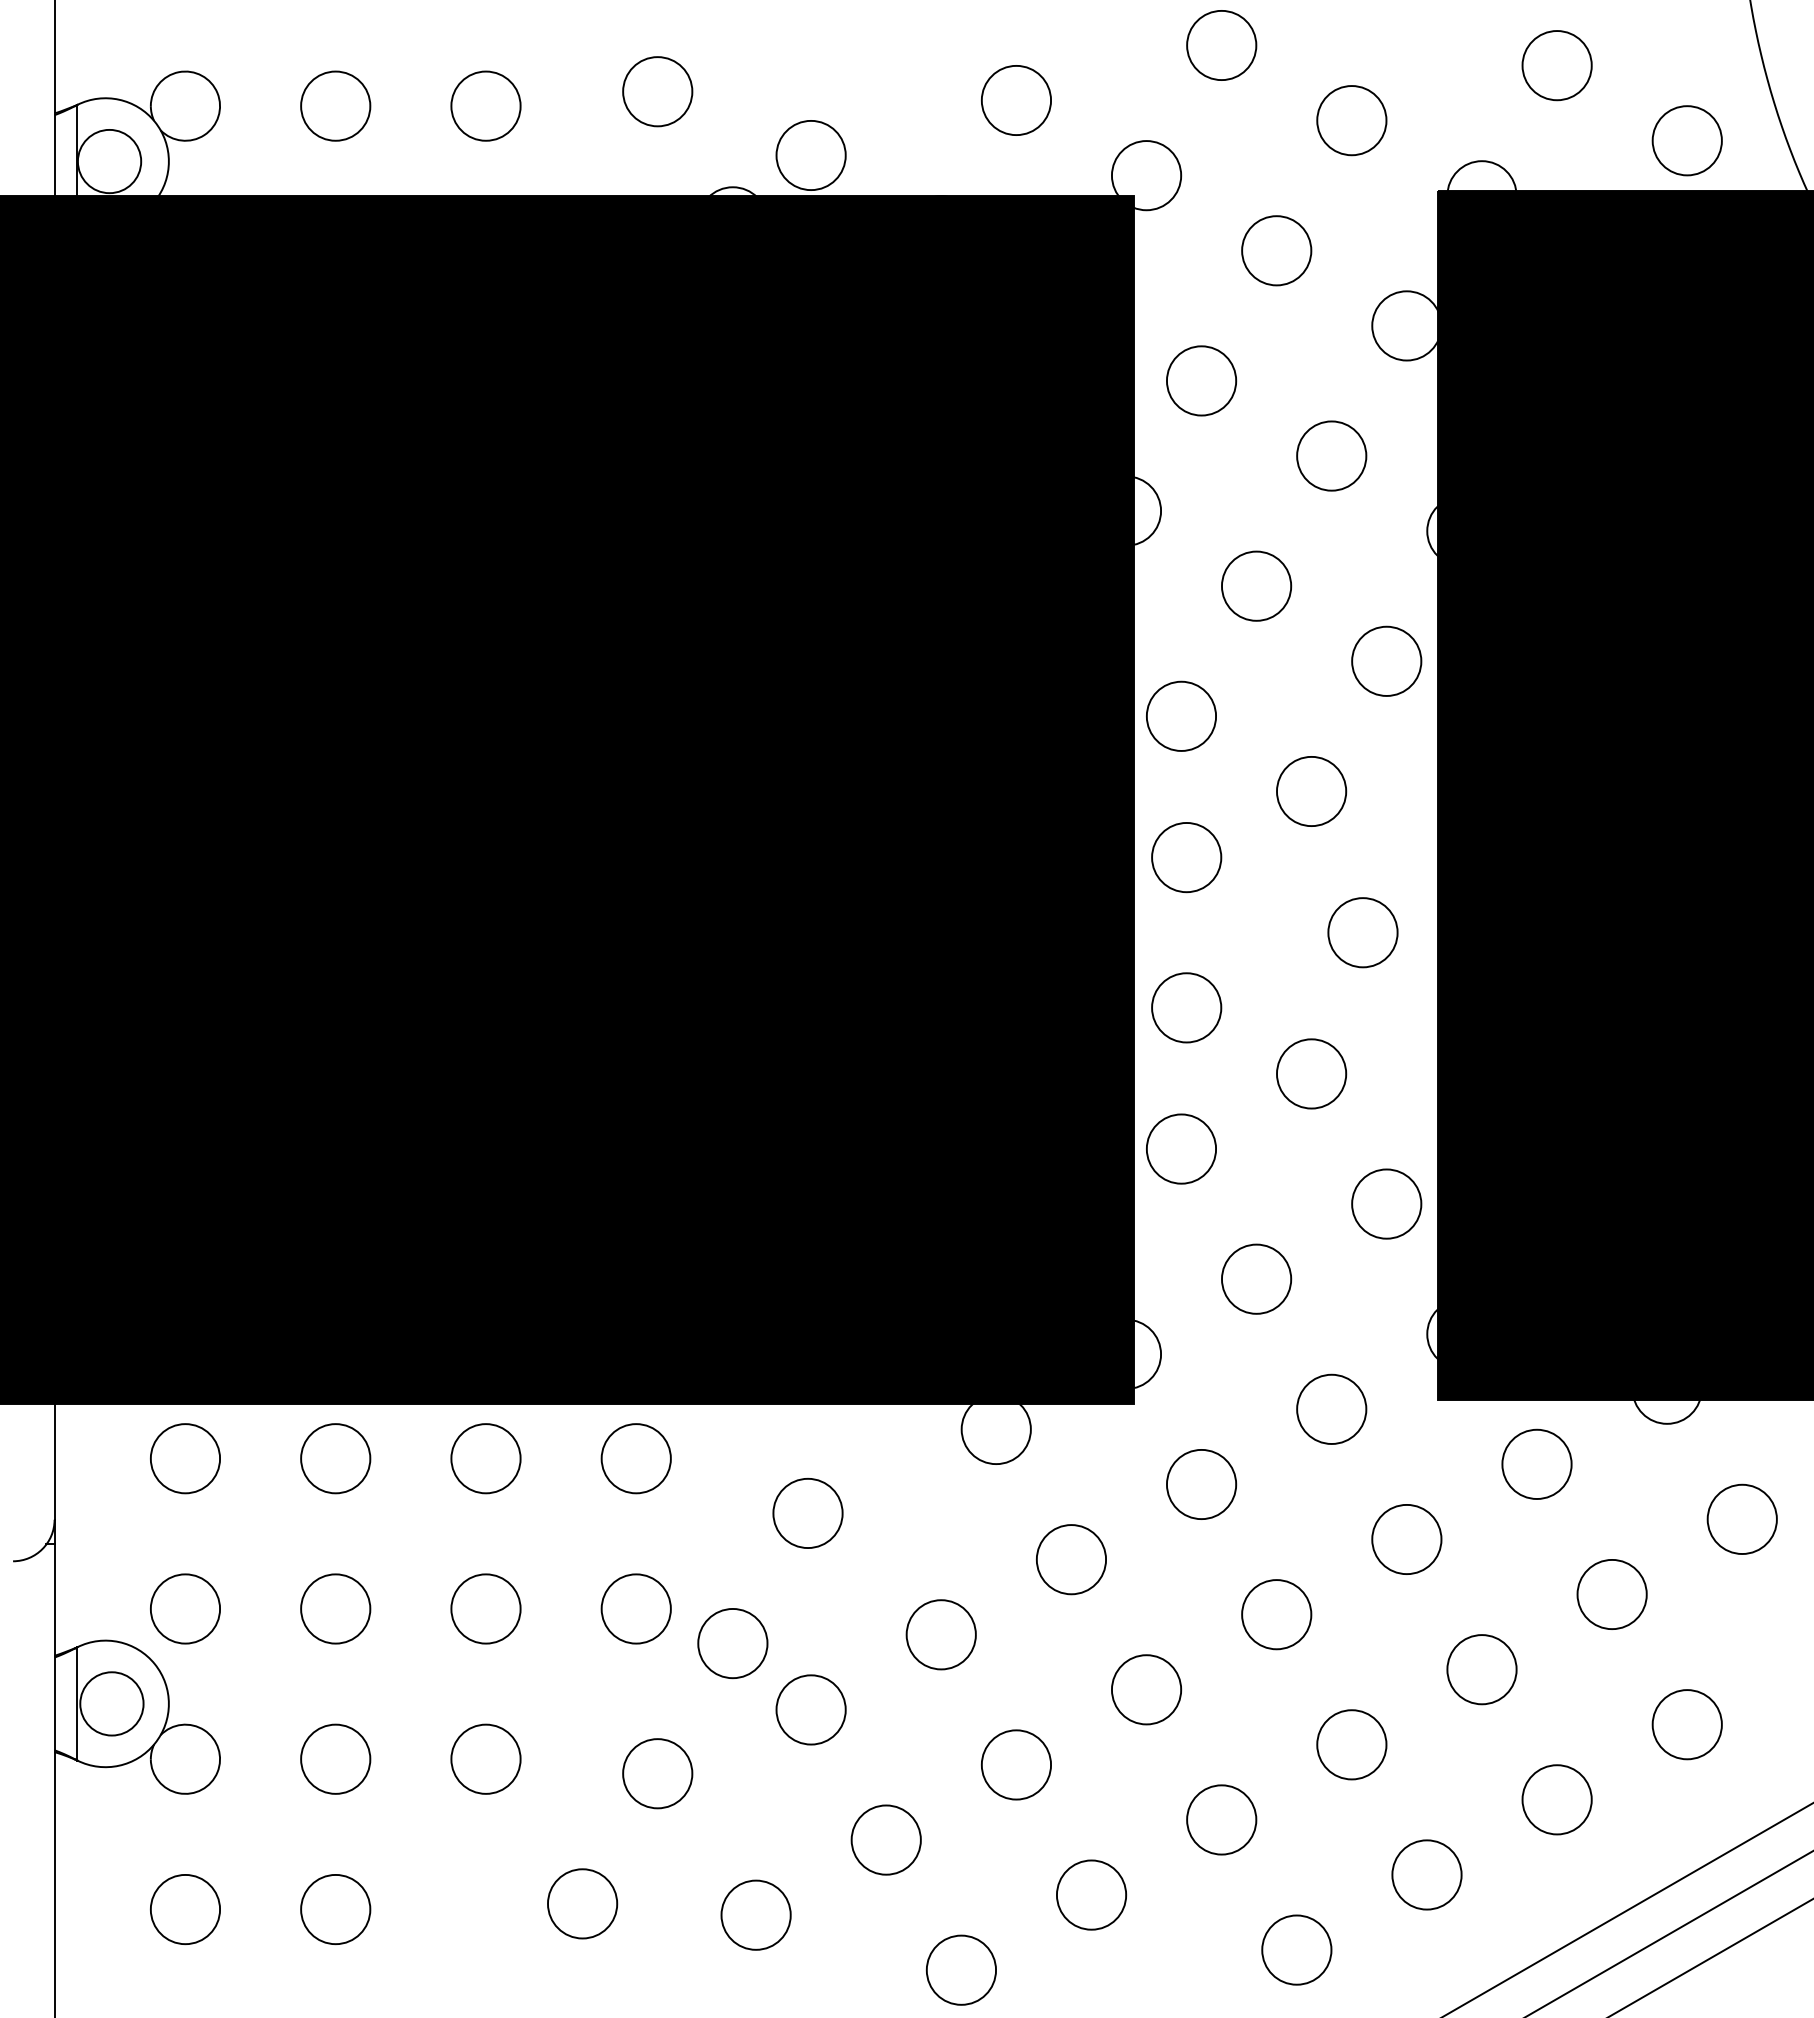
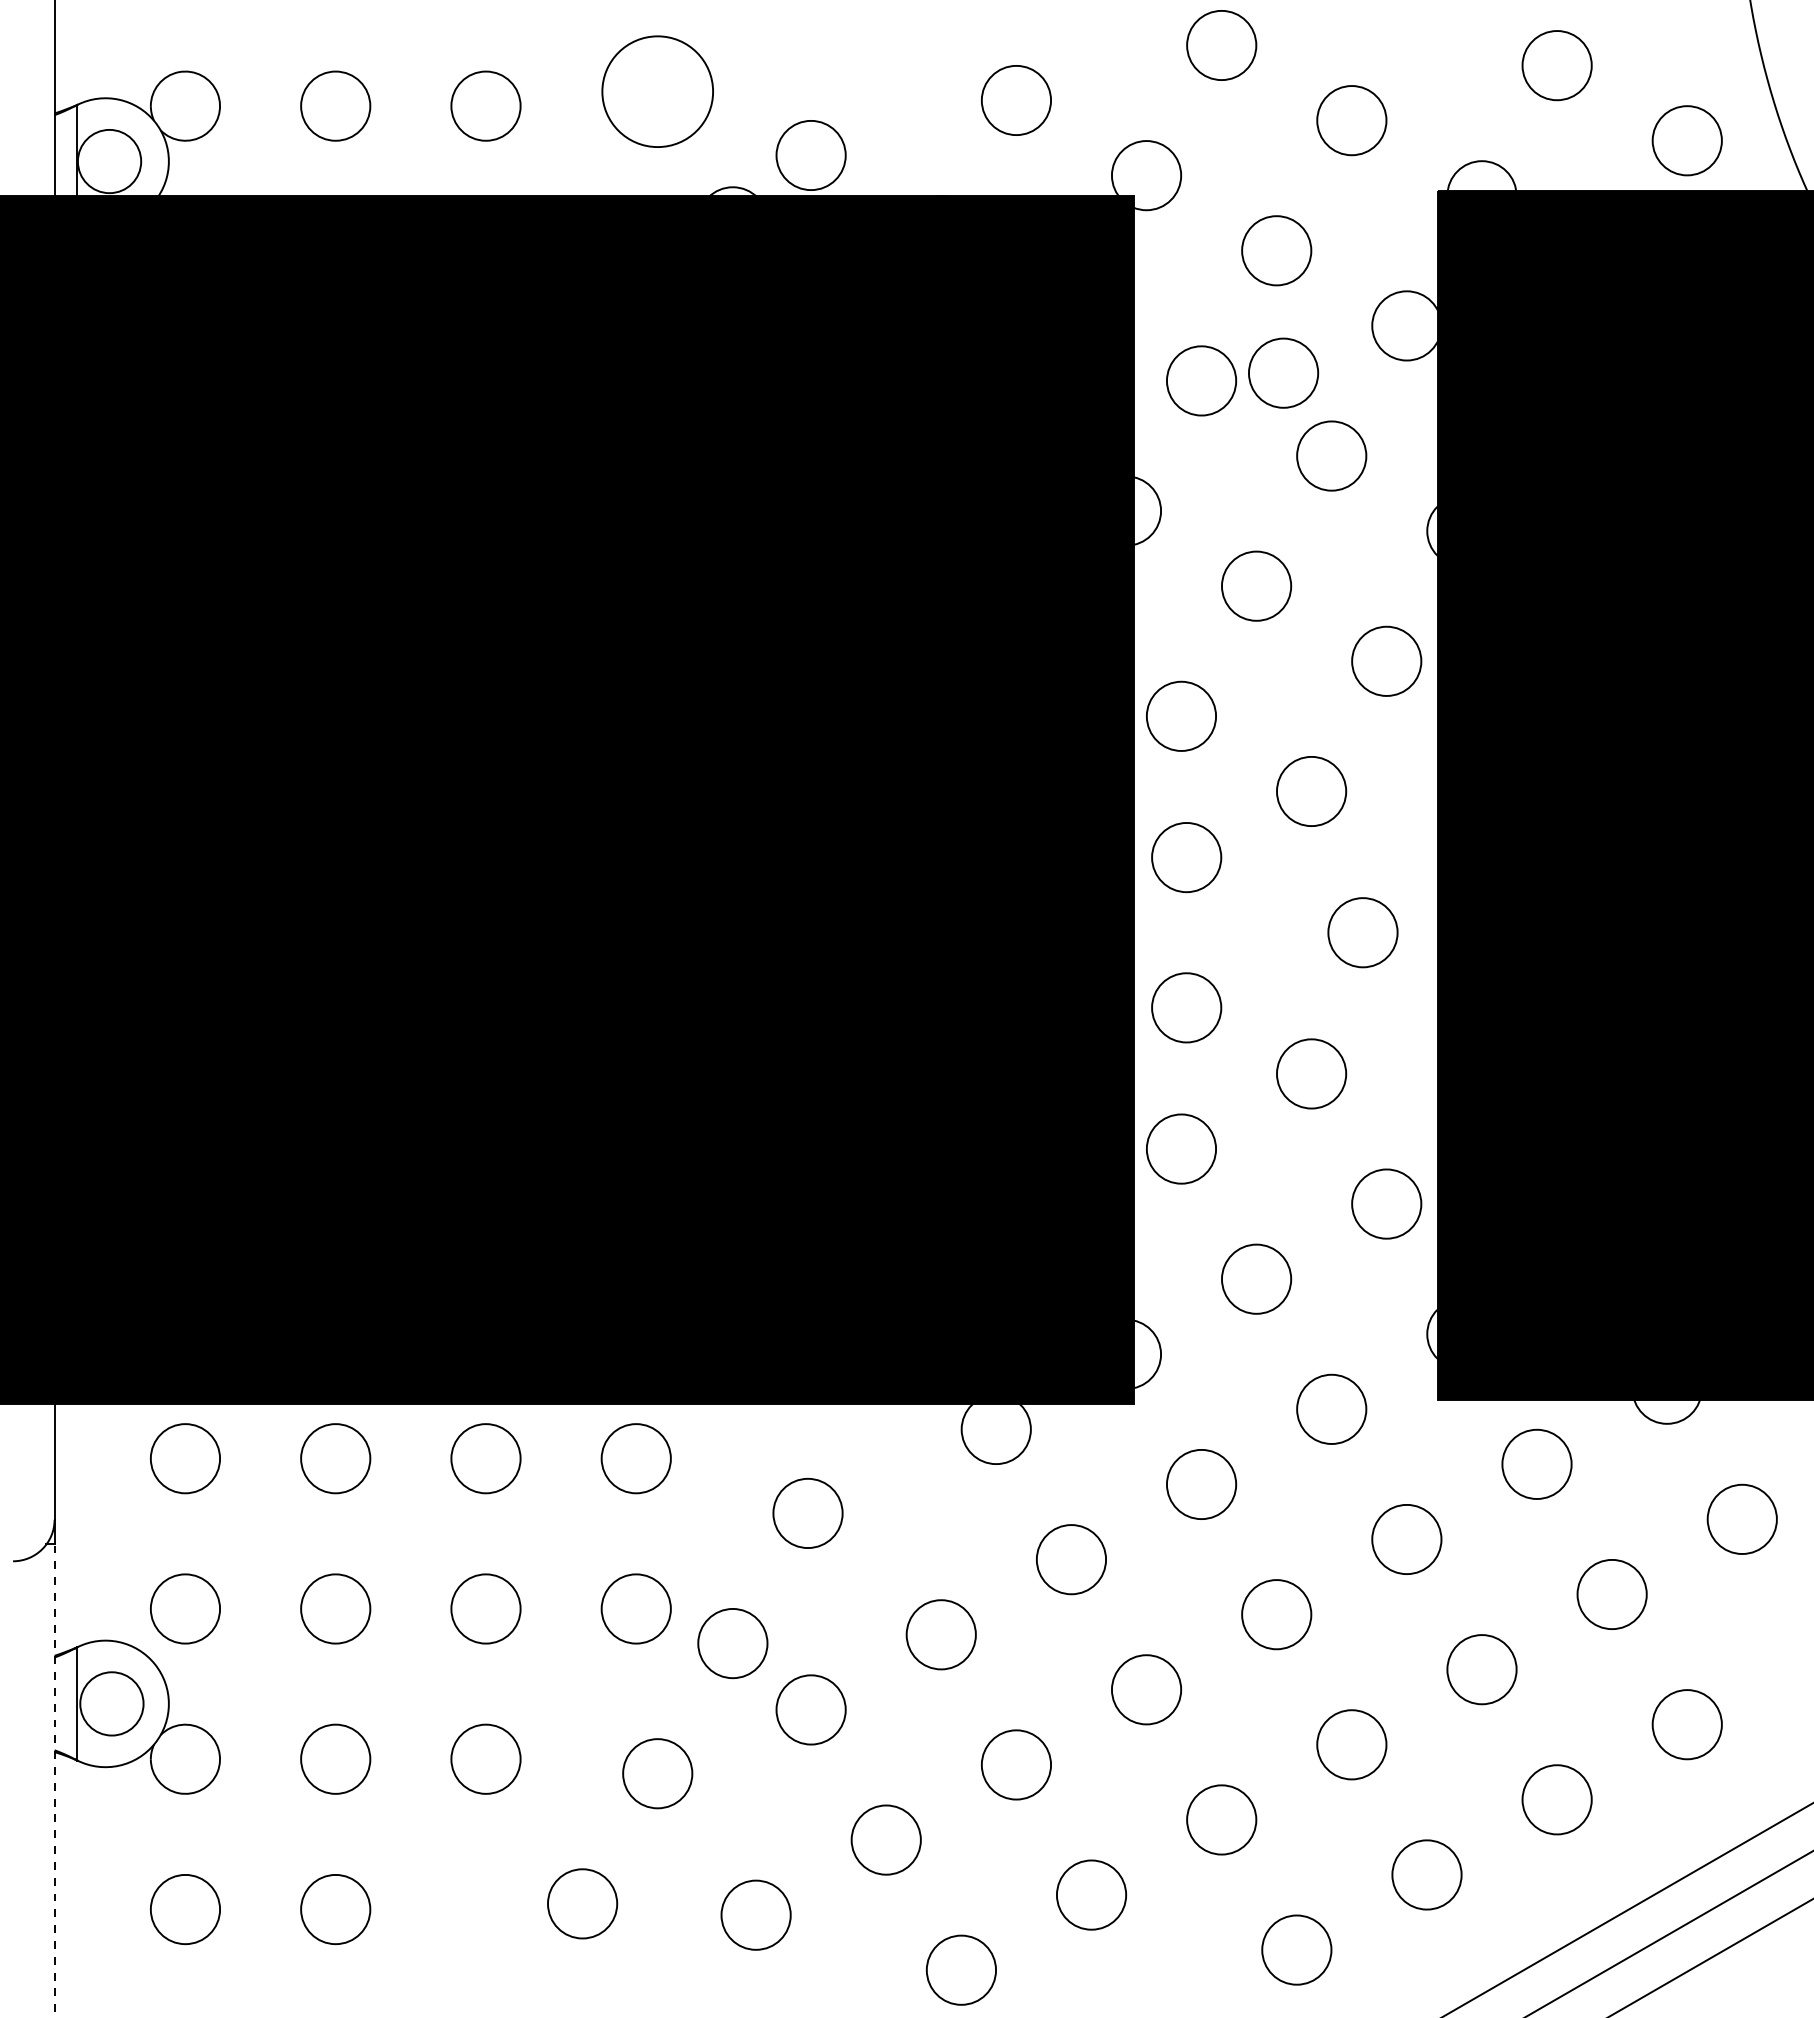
circle diameter: 69 px -> 111 px (657, 91)
circle: none -> present (1283, 372)
line: solid -> dashed (54, 1780)
